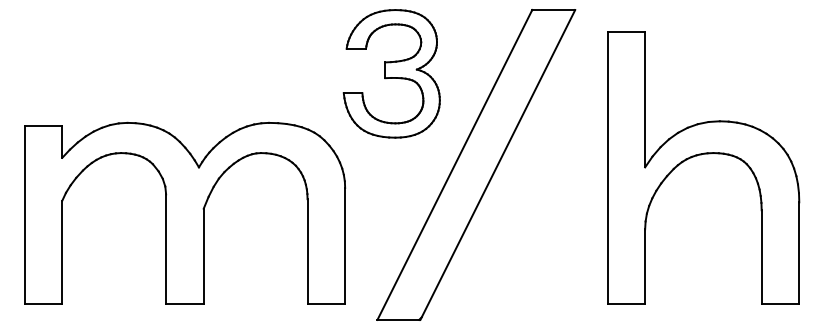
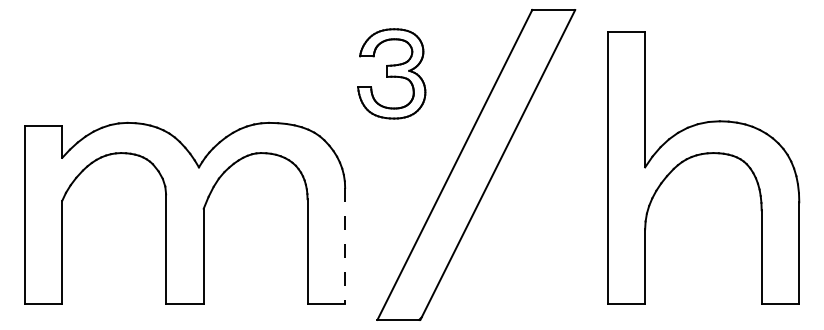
part size: 99x130 px -> 70x92 px (391, 73)
line: solid -> dashed (345, 246)
